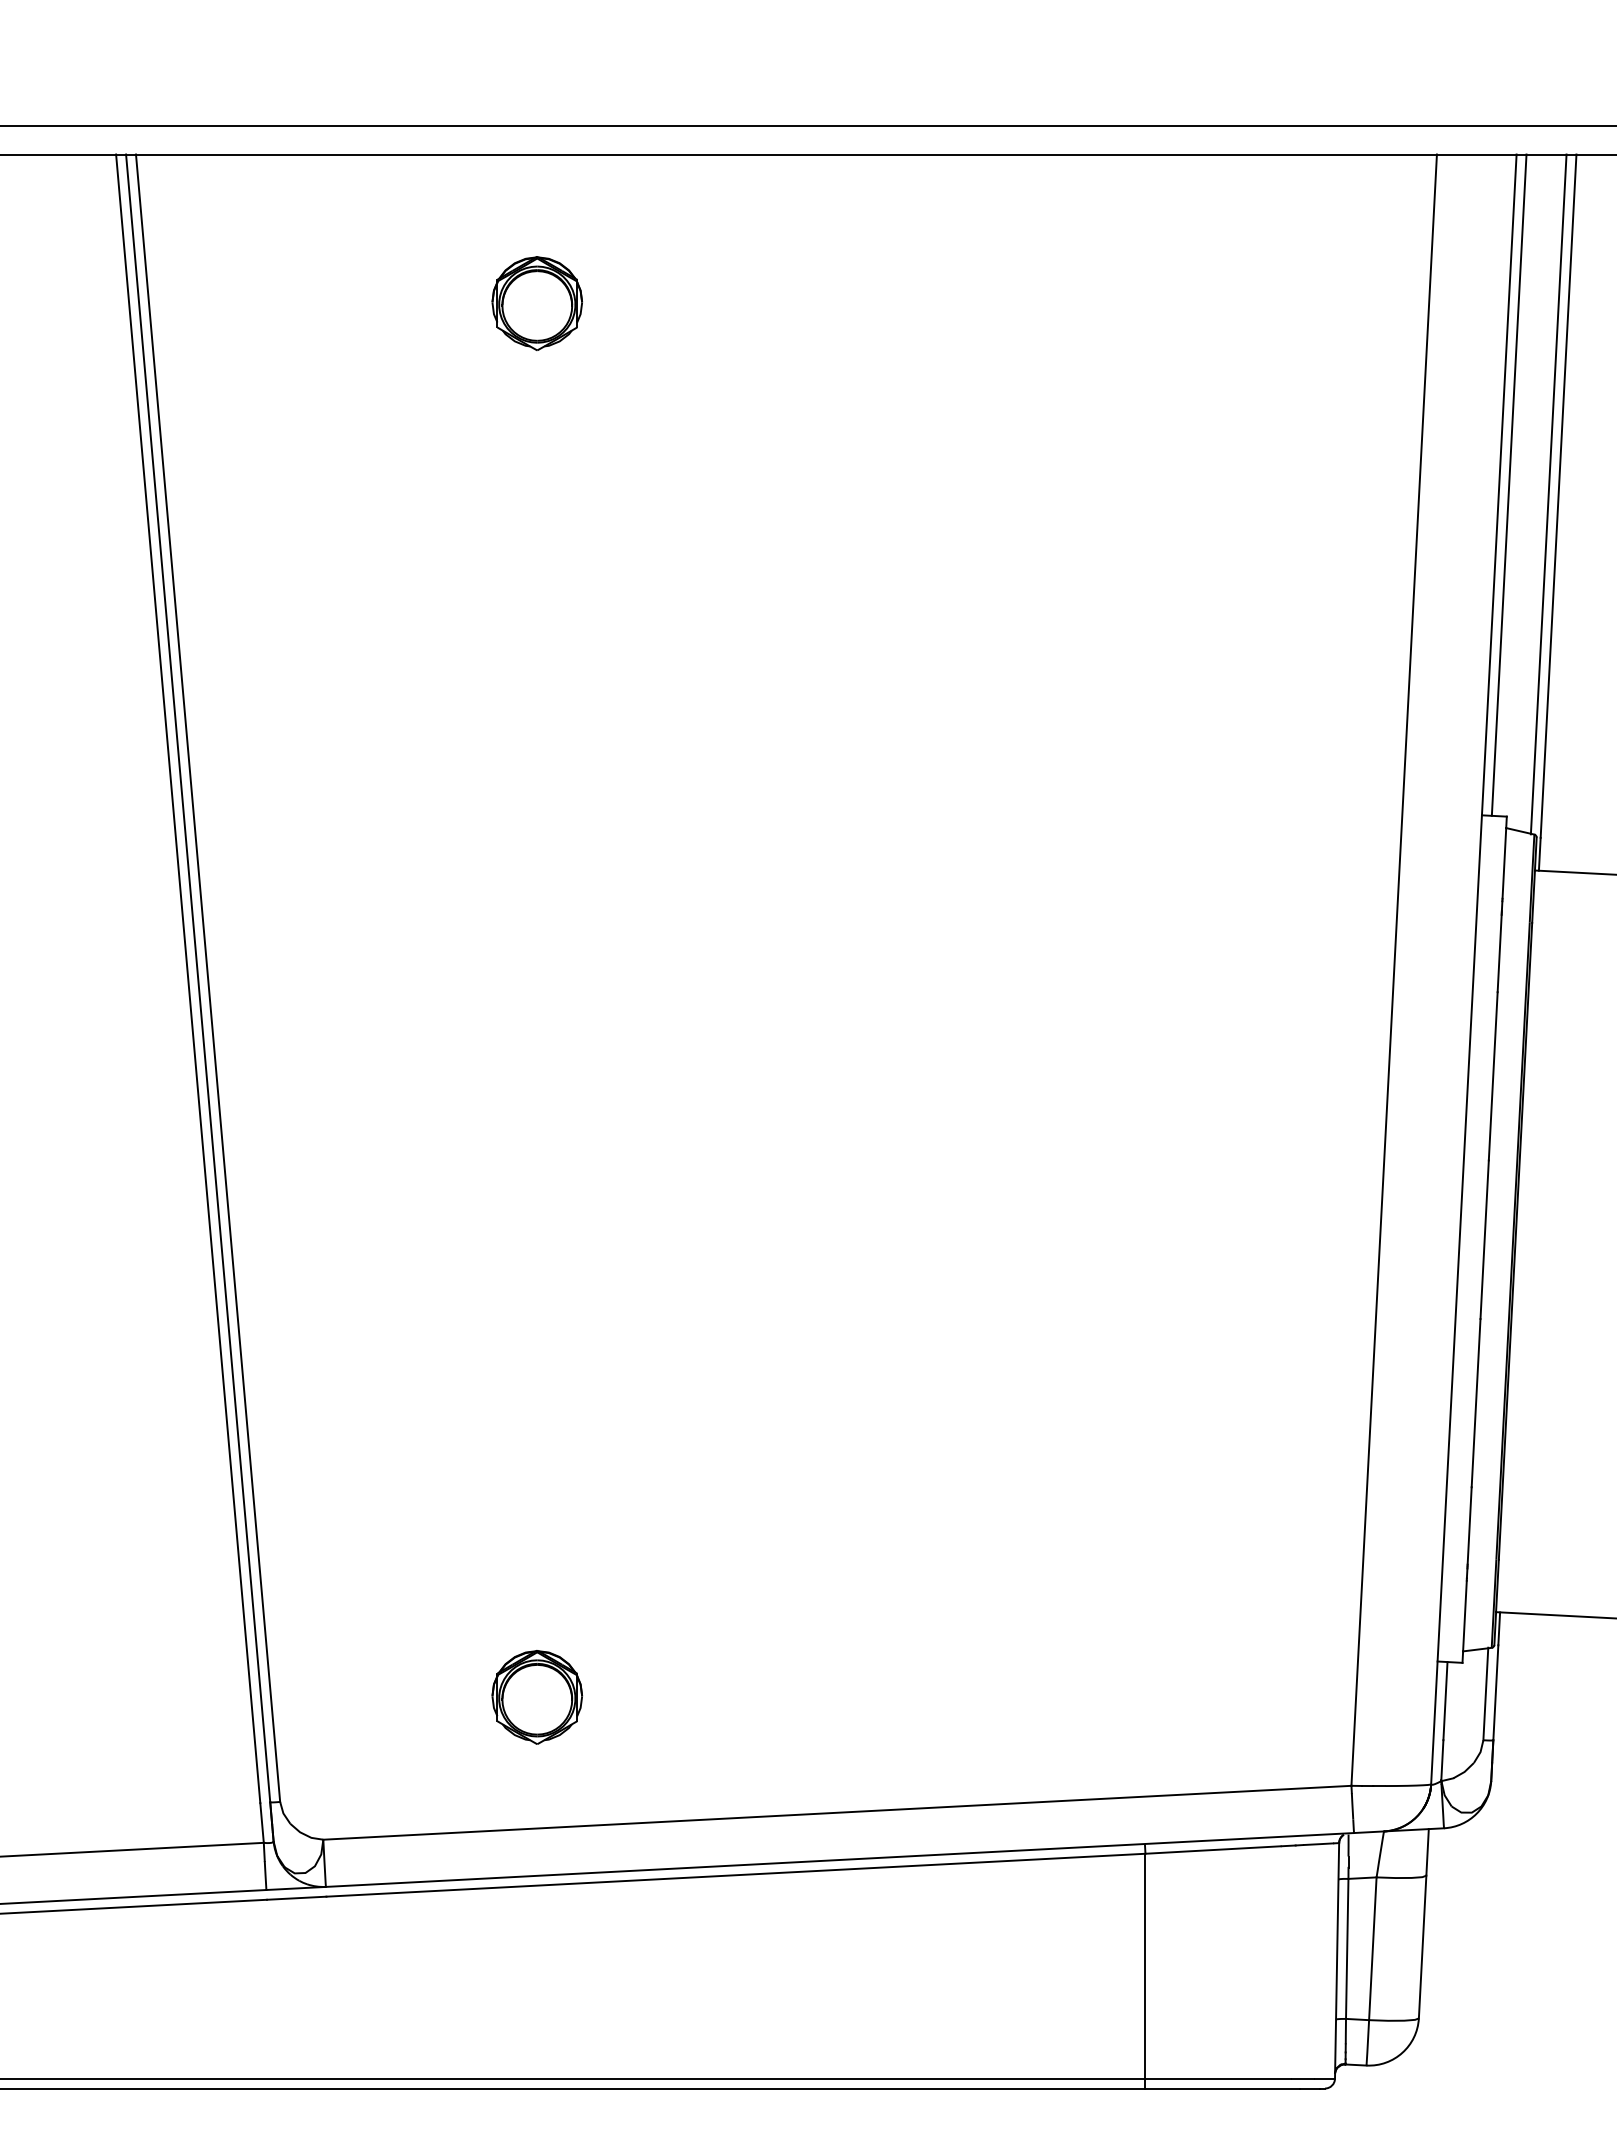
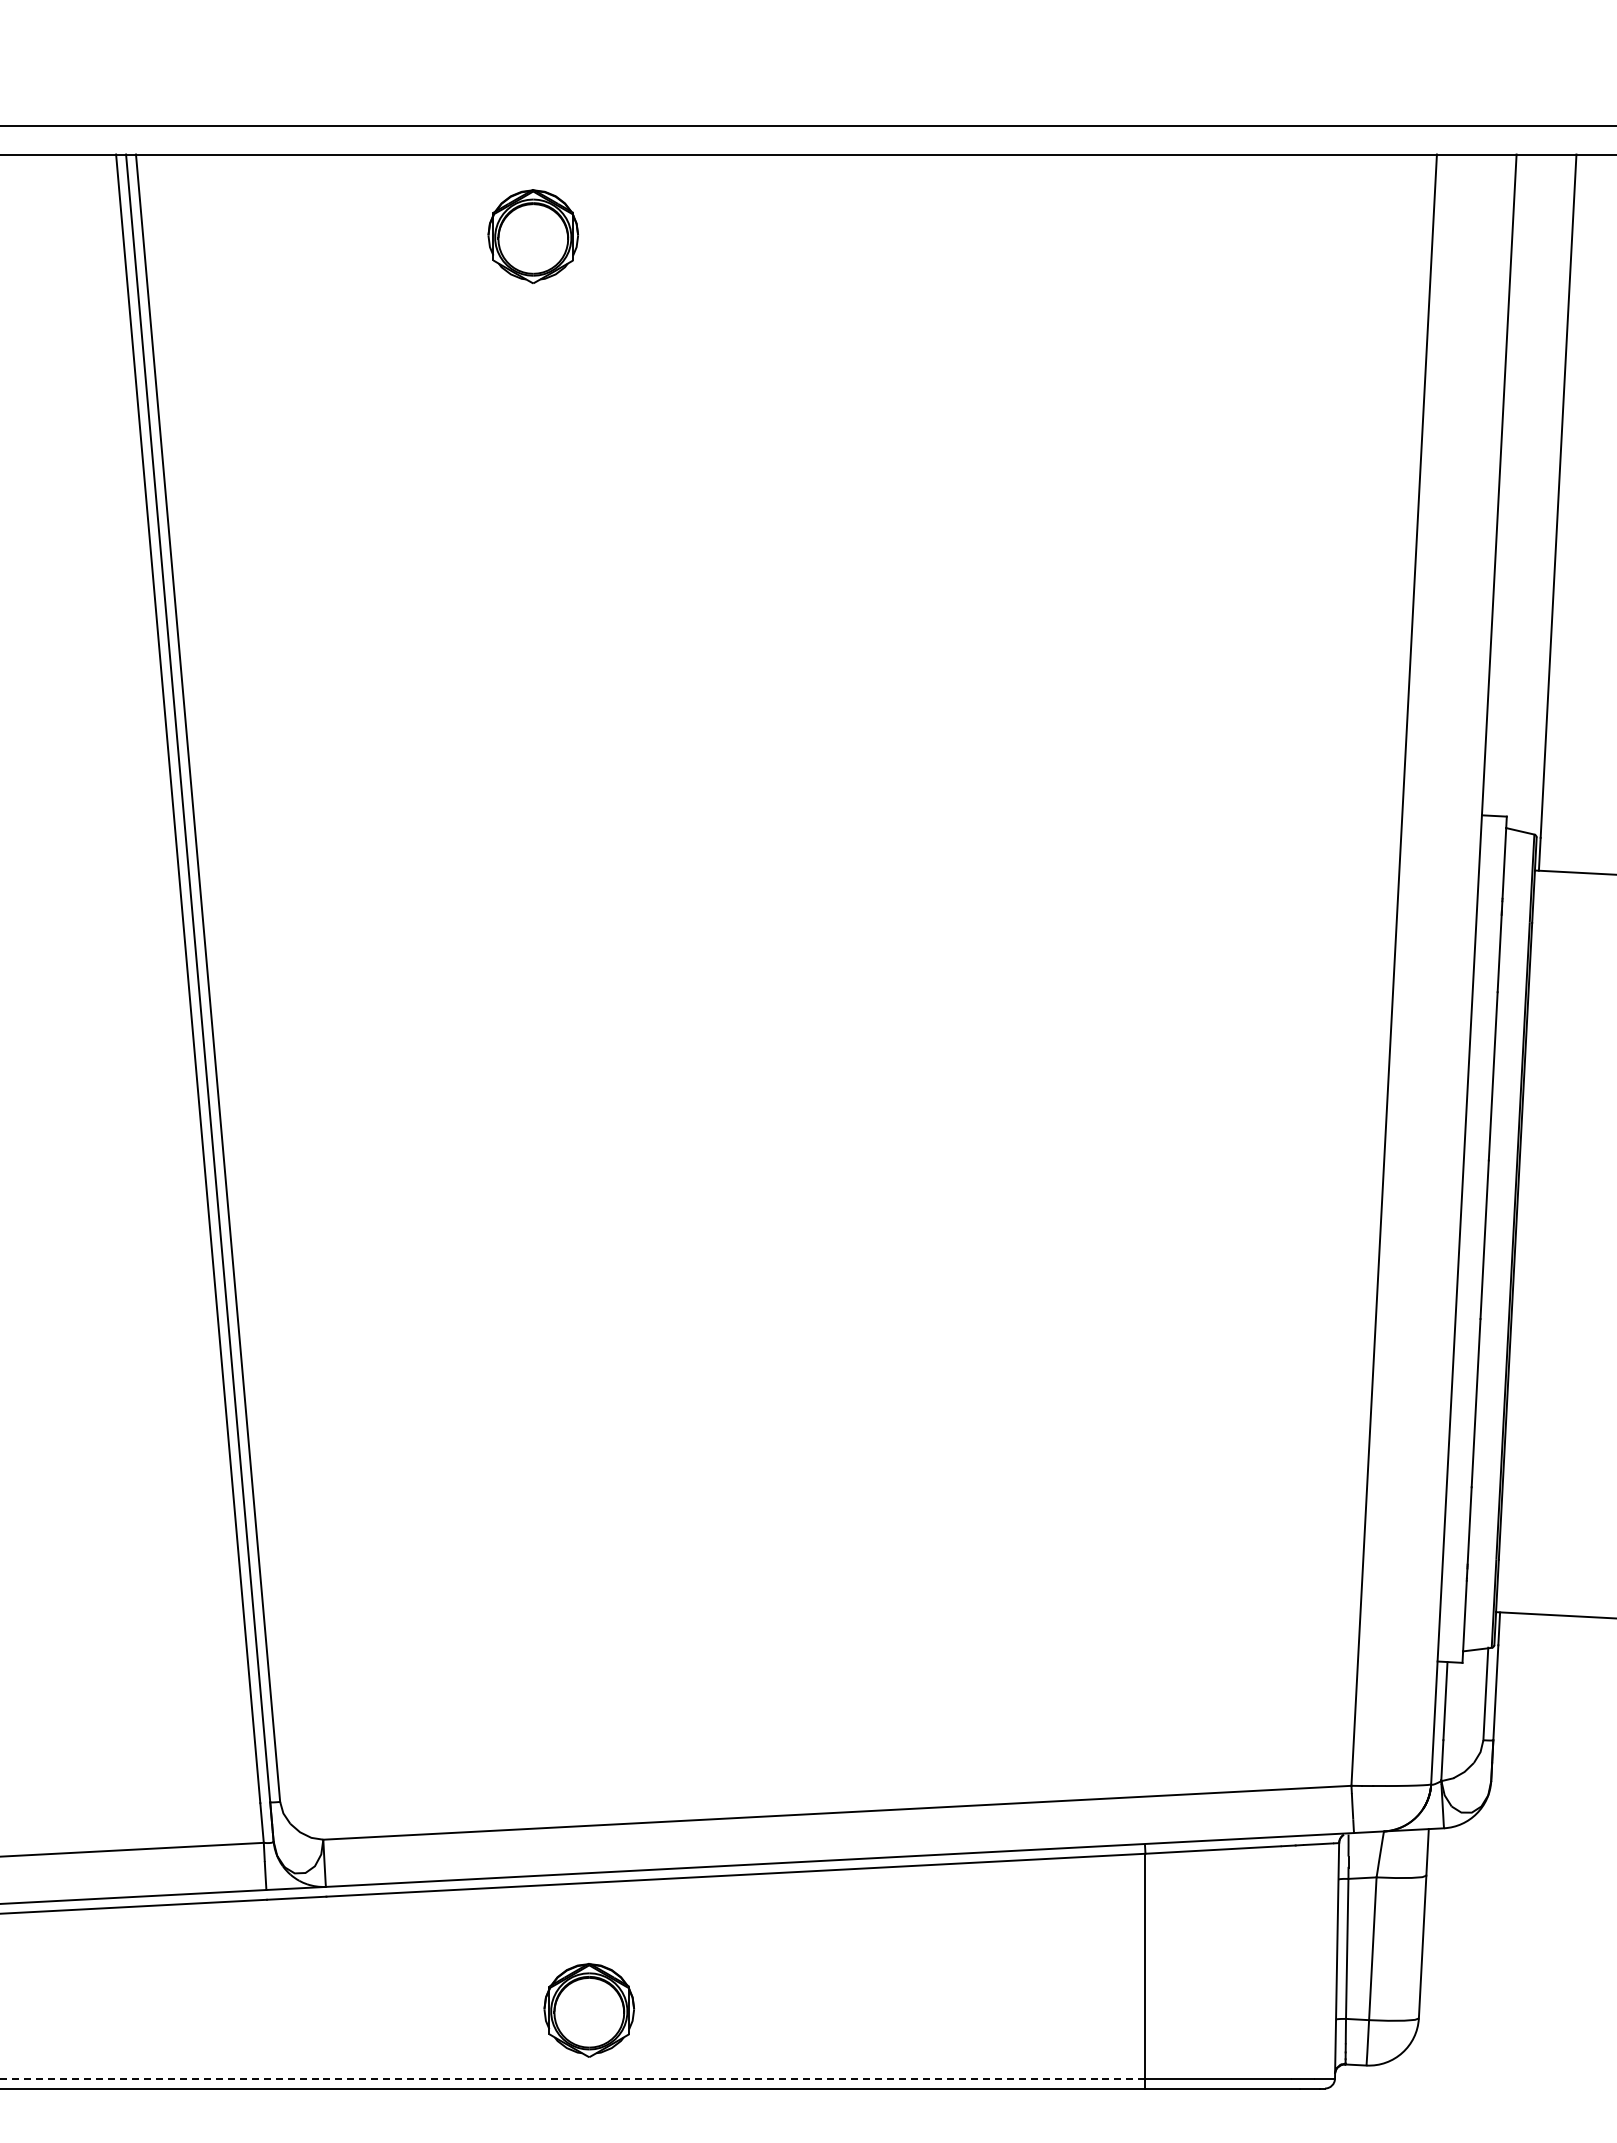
part position: (536, 303) -> (532, 236) (532, 236)
line: present -> none (1508, 484)
line: present -> none (1548, 494)
part position: (536, 1697) -> (588, 2010) (588, 2010)
line: solid -> dashed (572, 2078)
